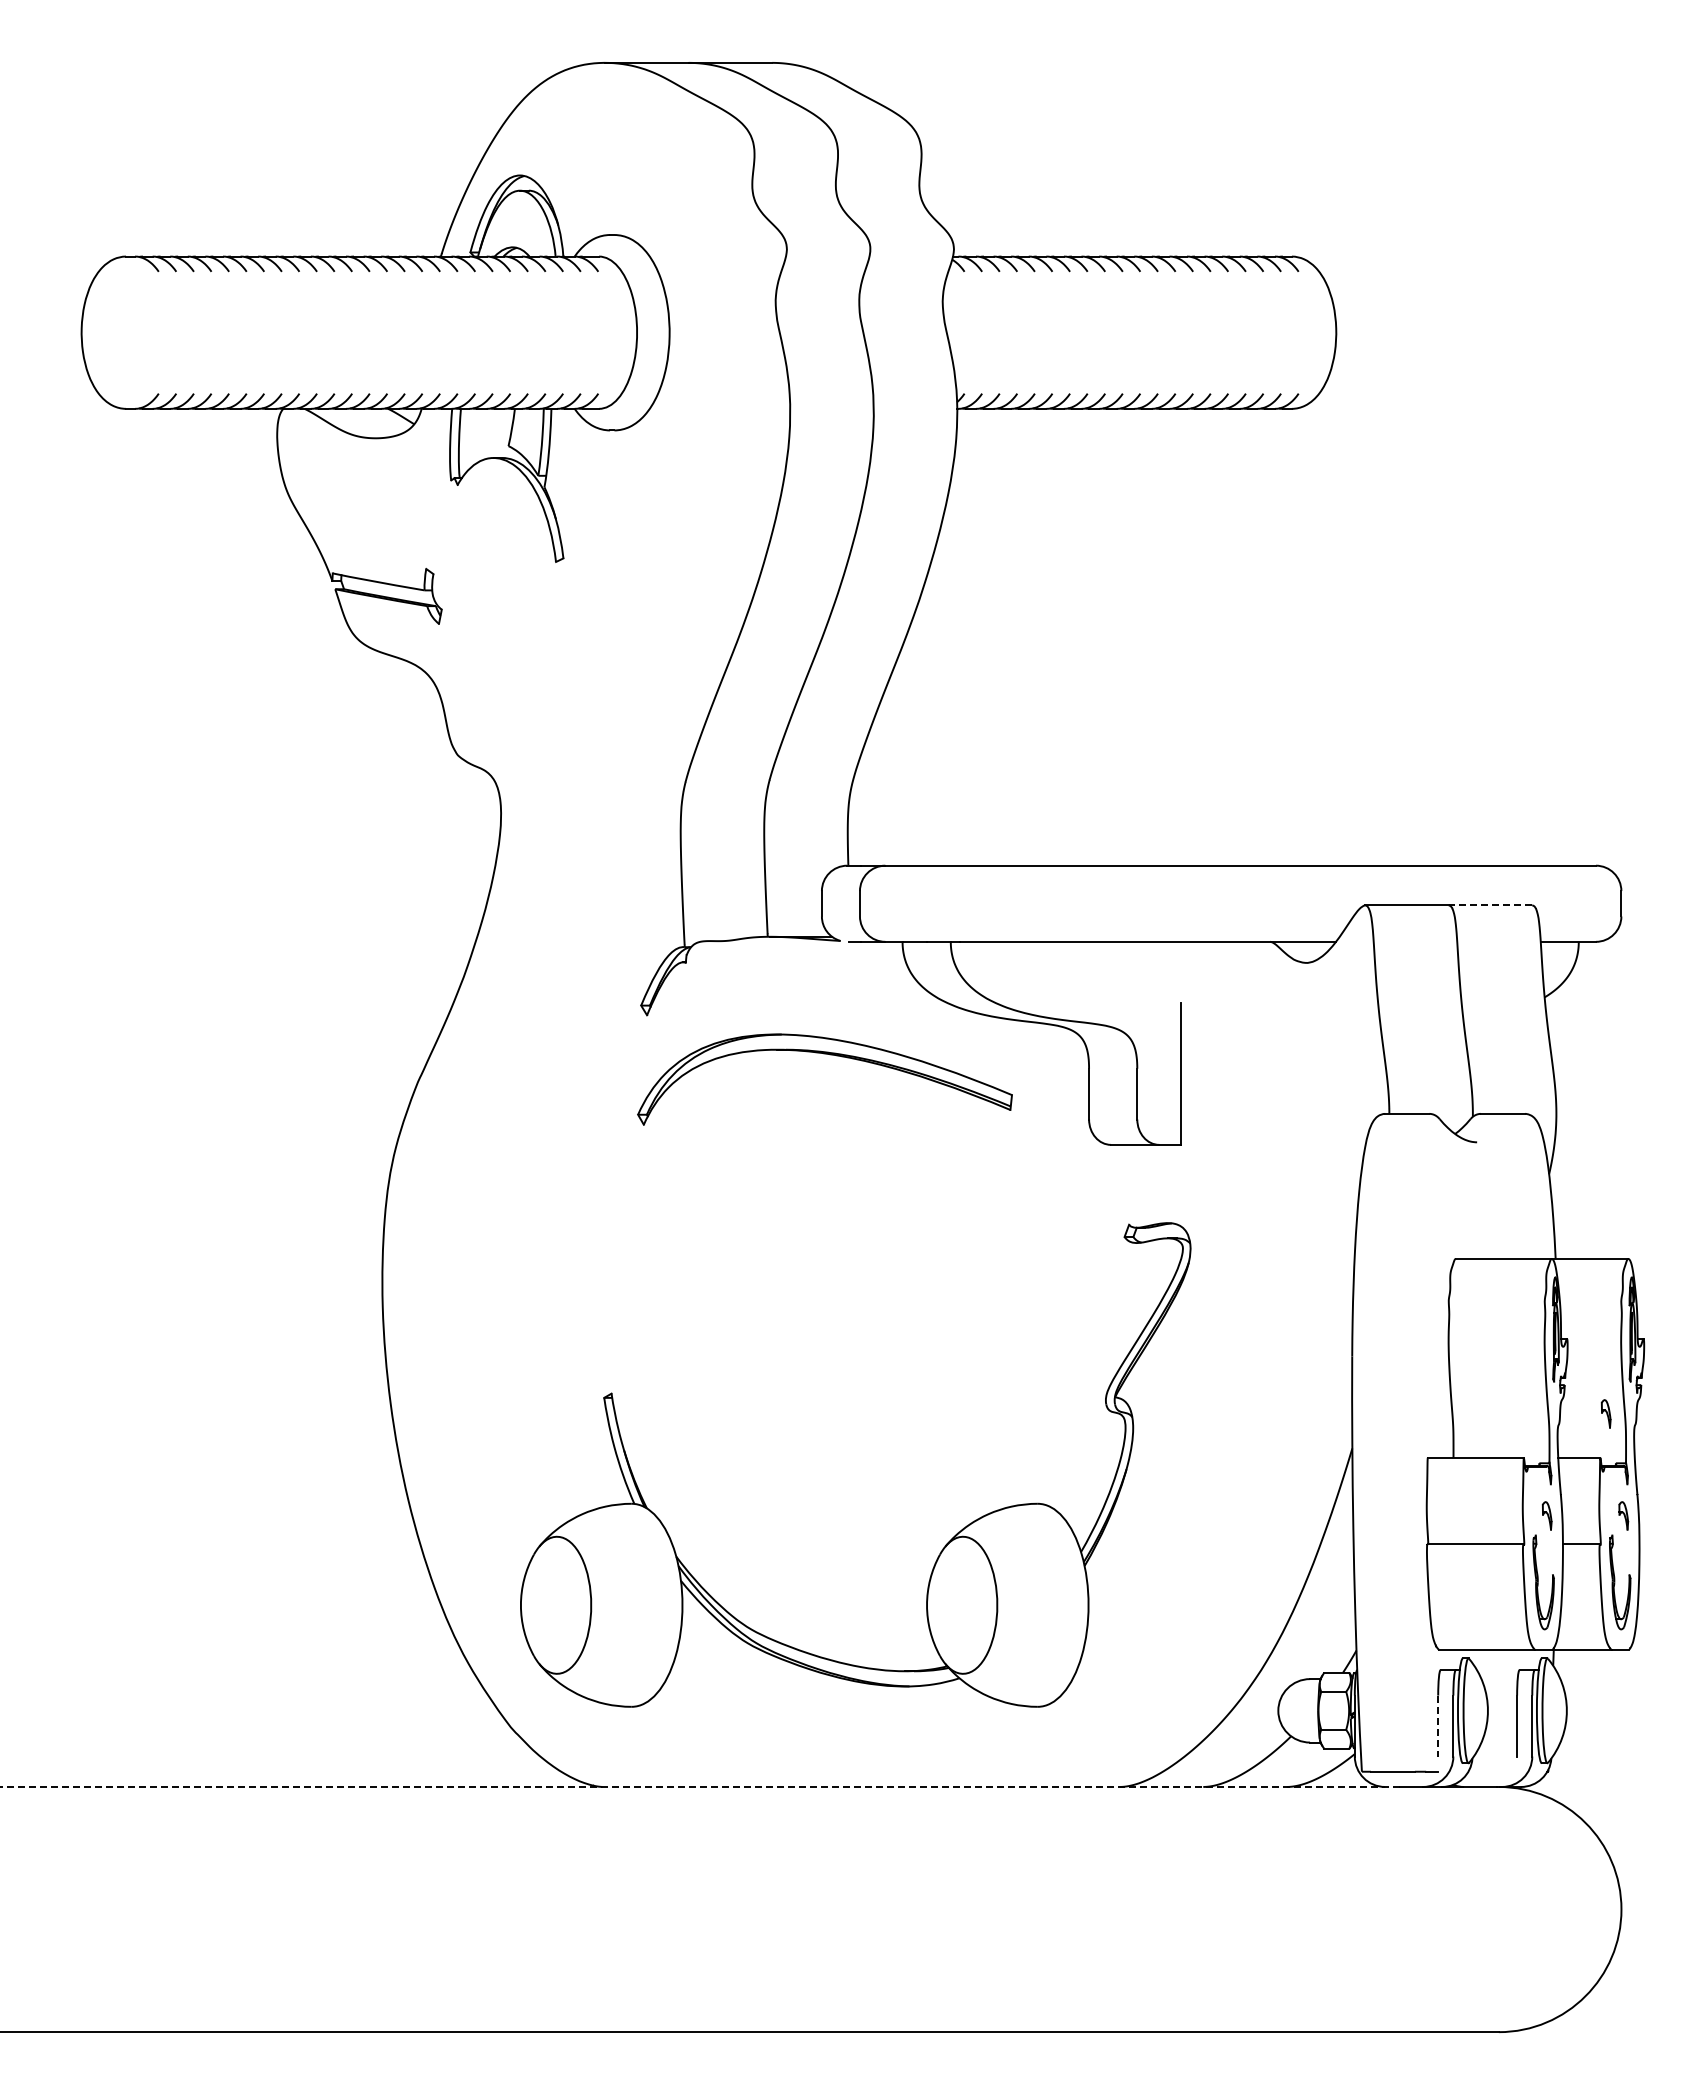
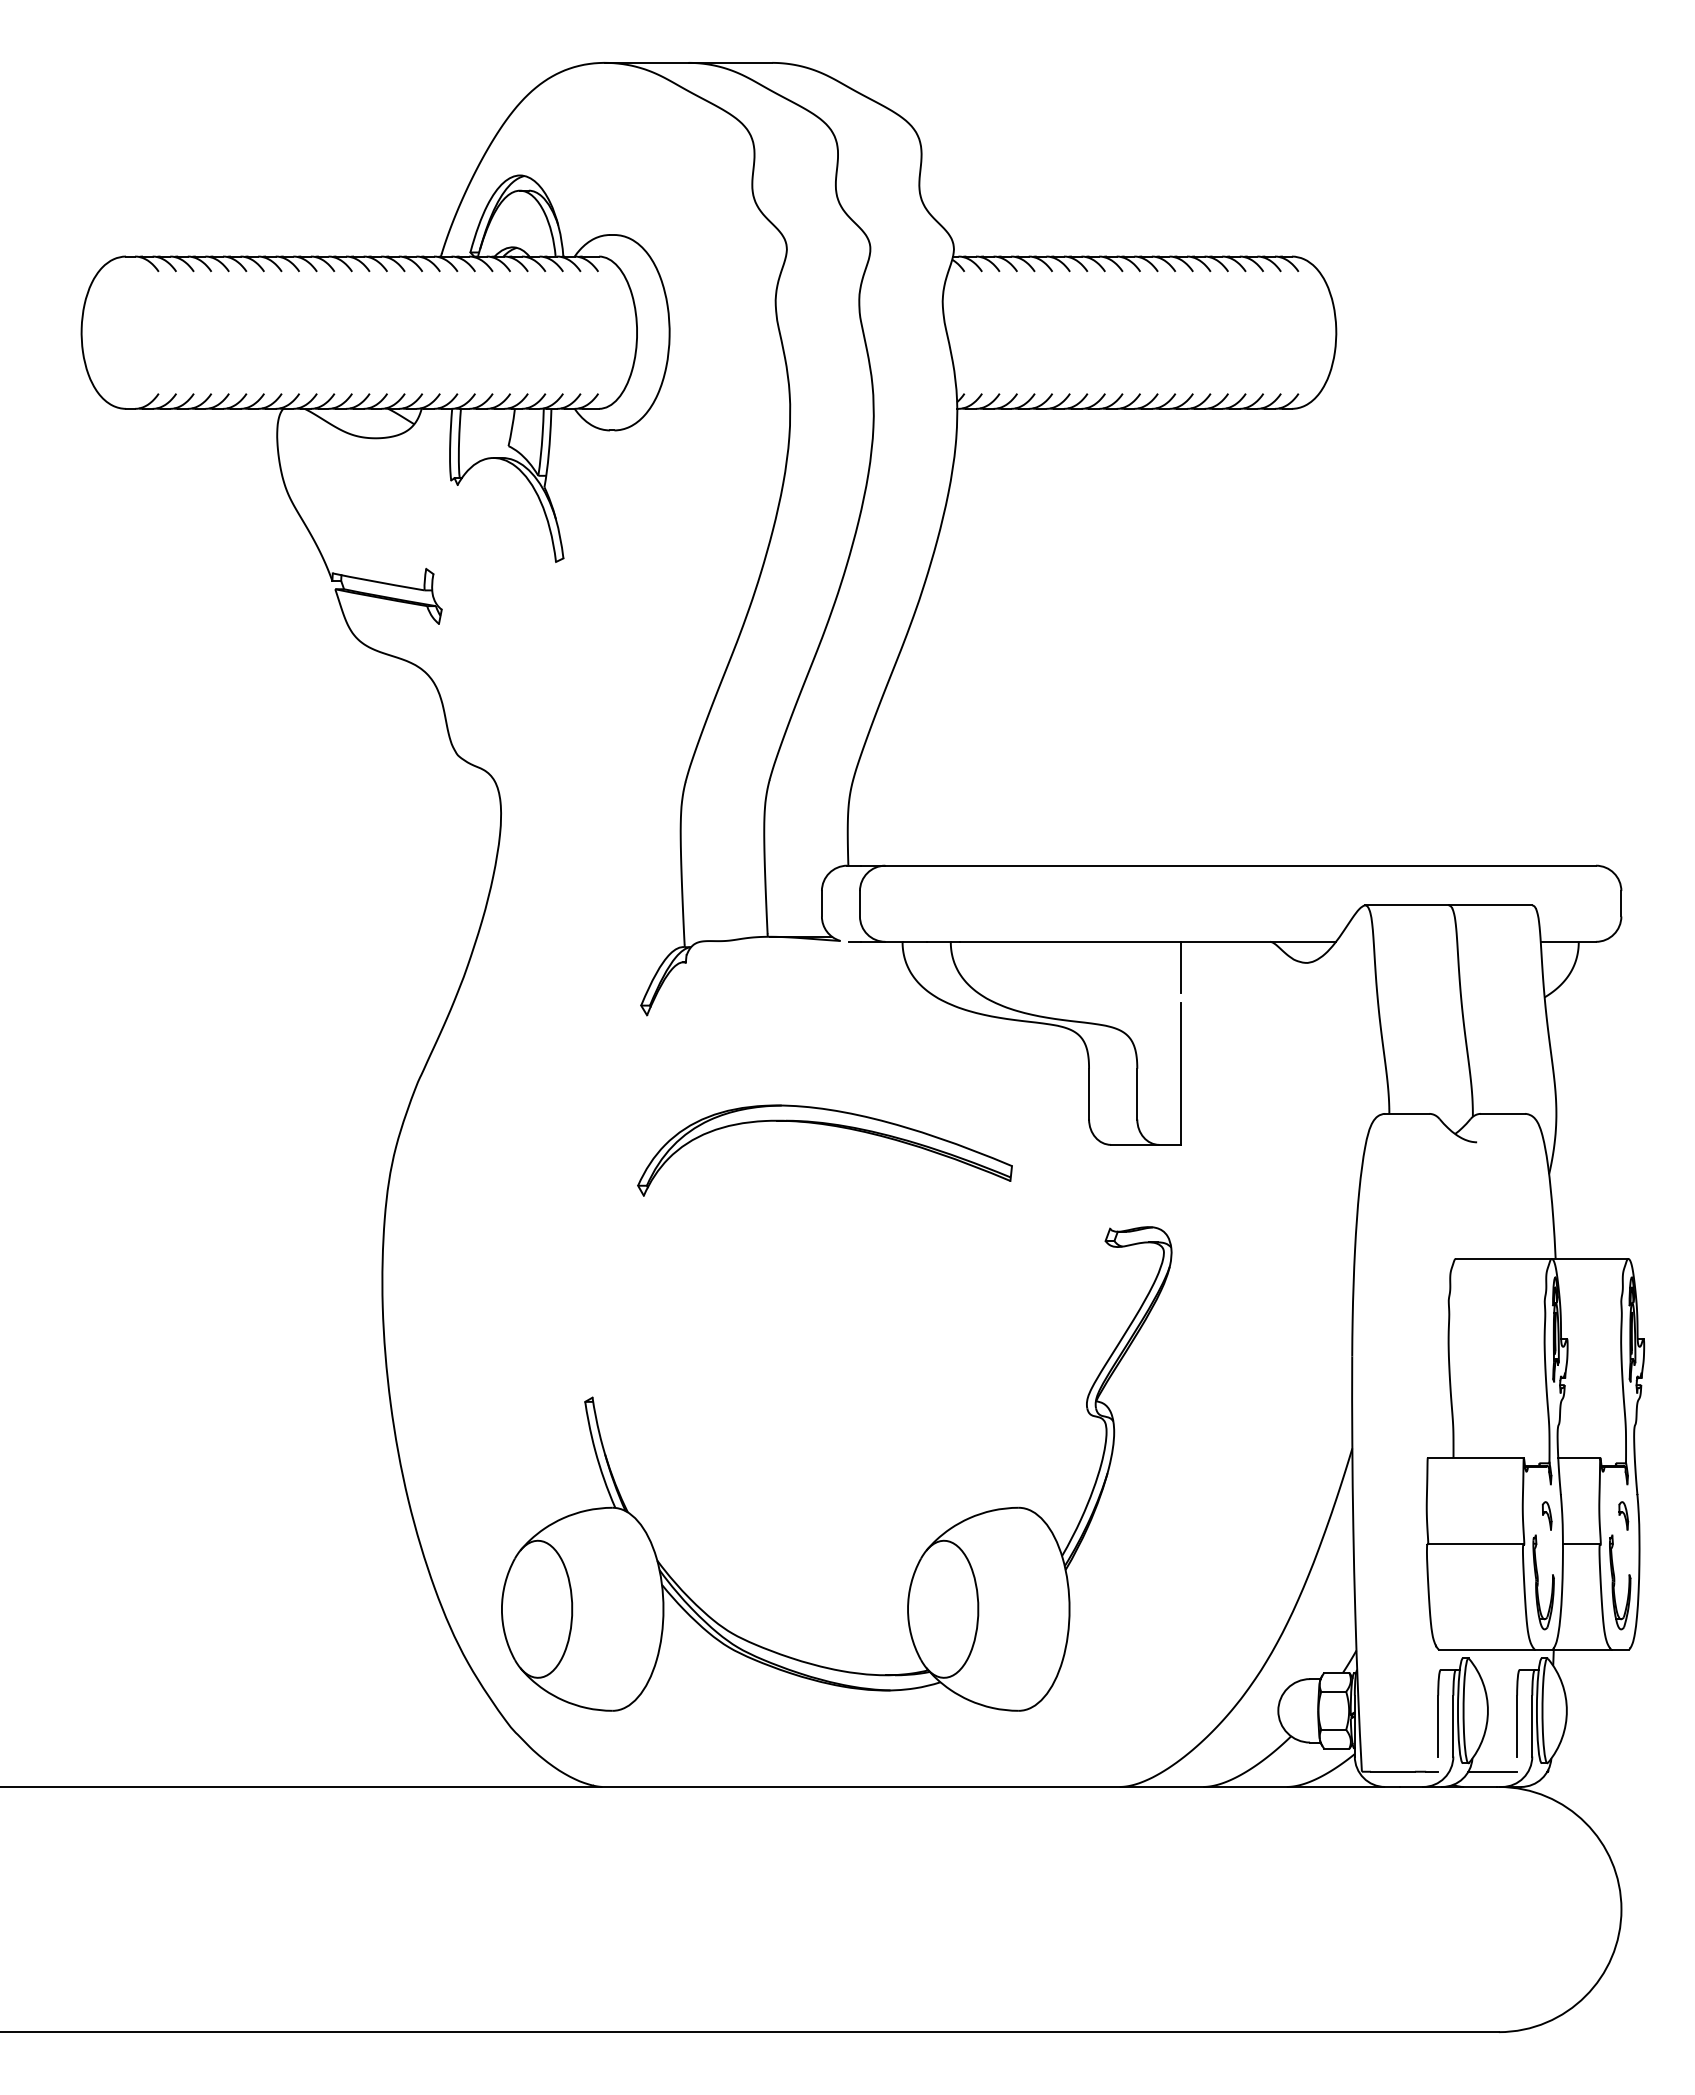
line: dashed -> solid (1490, 905)
line: none -> present (1181, 966)
part position: (830, 1055) -> (830, 1126) (830, 1126)
part: present -> none (1605, 1413)
part position: (945, 1544) -> (926, 1548) (926, 1548)
line: dashed -> solid (1438, 1726)
line: none -> present (1492, 1771)
line: dashed -> solid (700, 1786)
